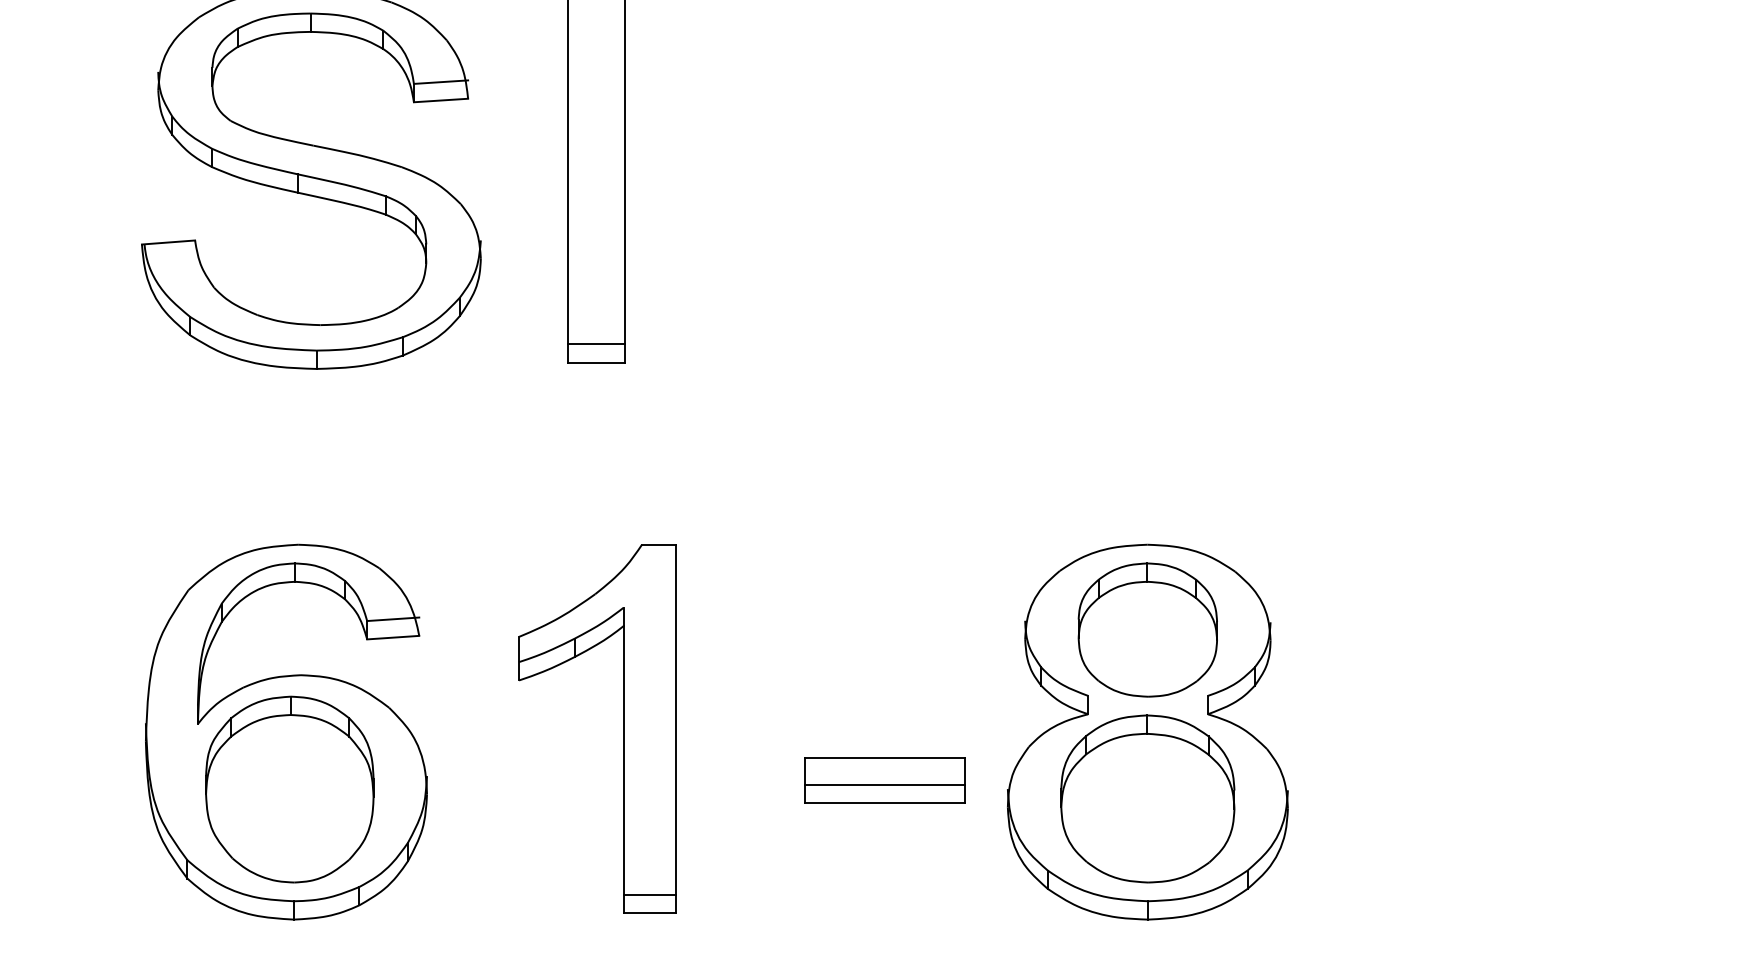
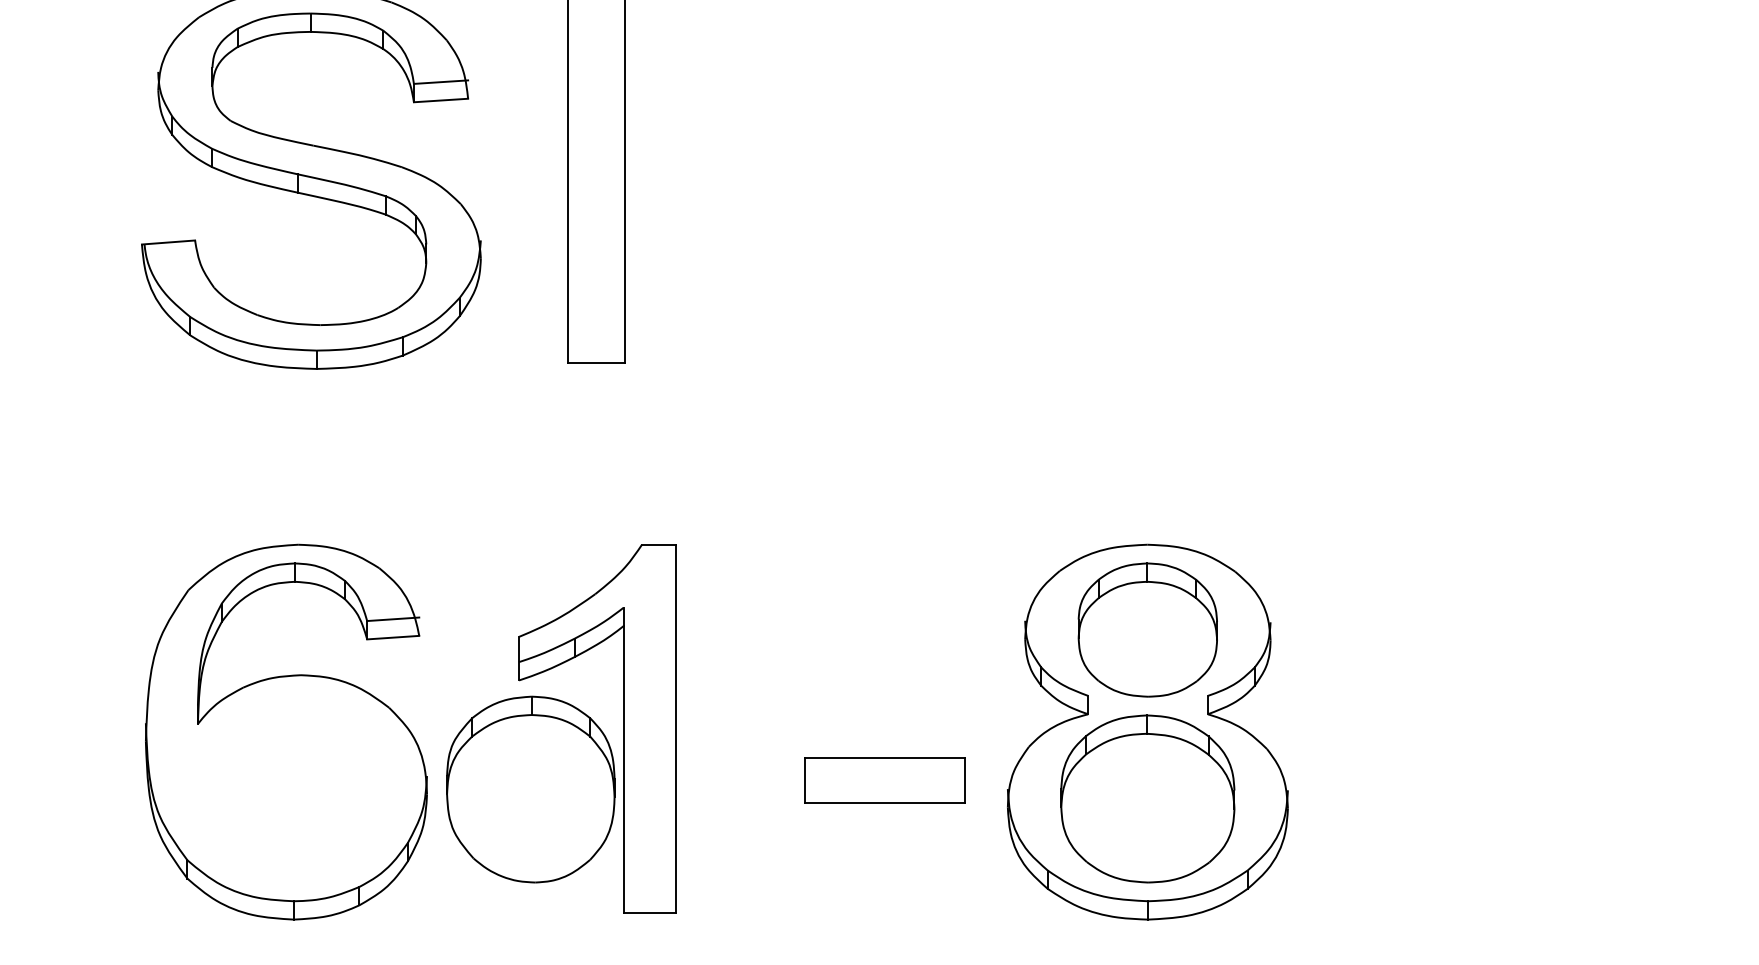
line: present -> none (596, 344)
line: present -> none (884, 784)
part position: (289, 789) -> (530, 789) (530, 789)
line: present -> none (649, 894)
